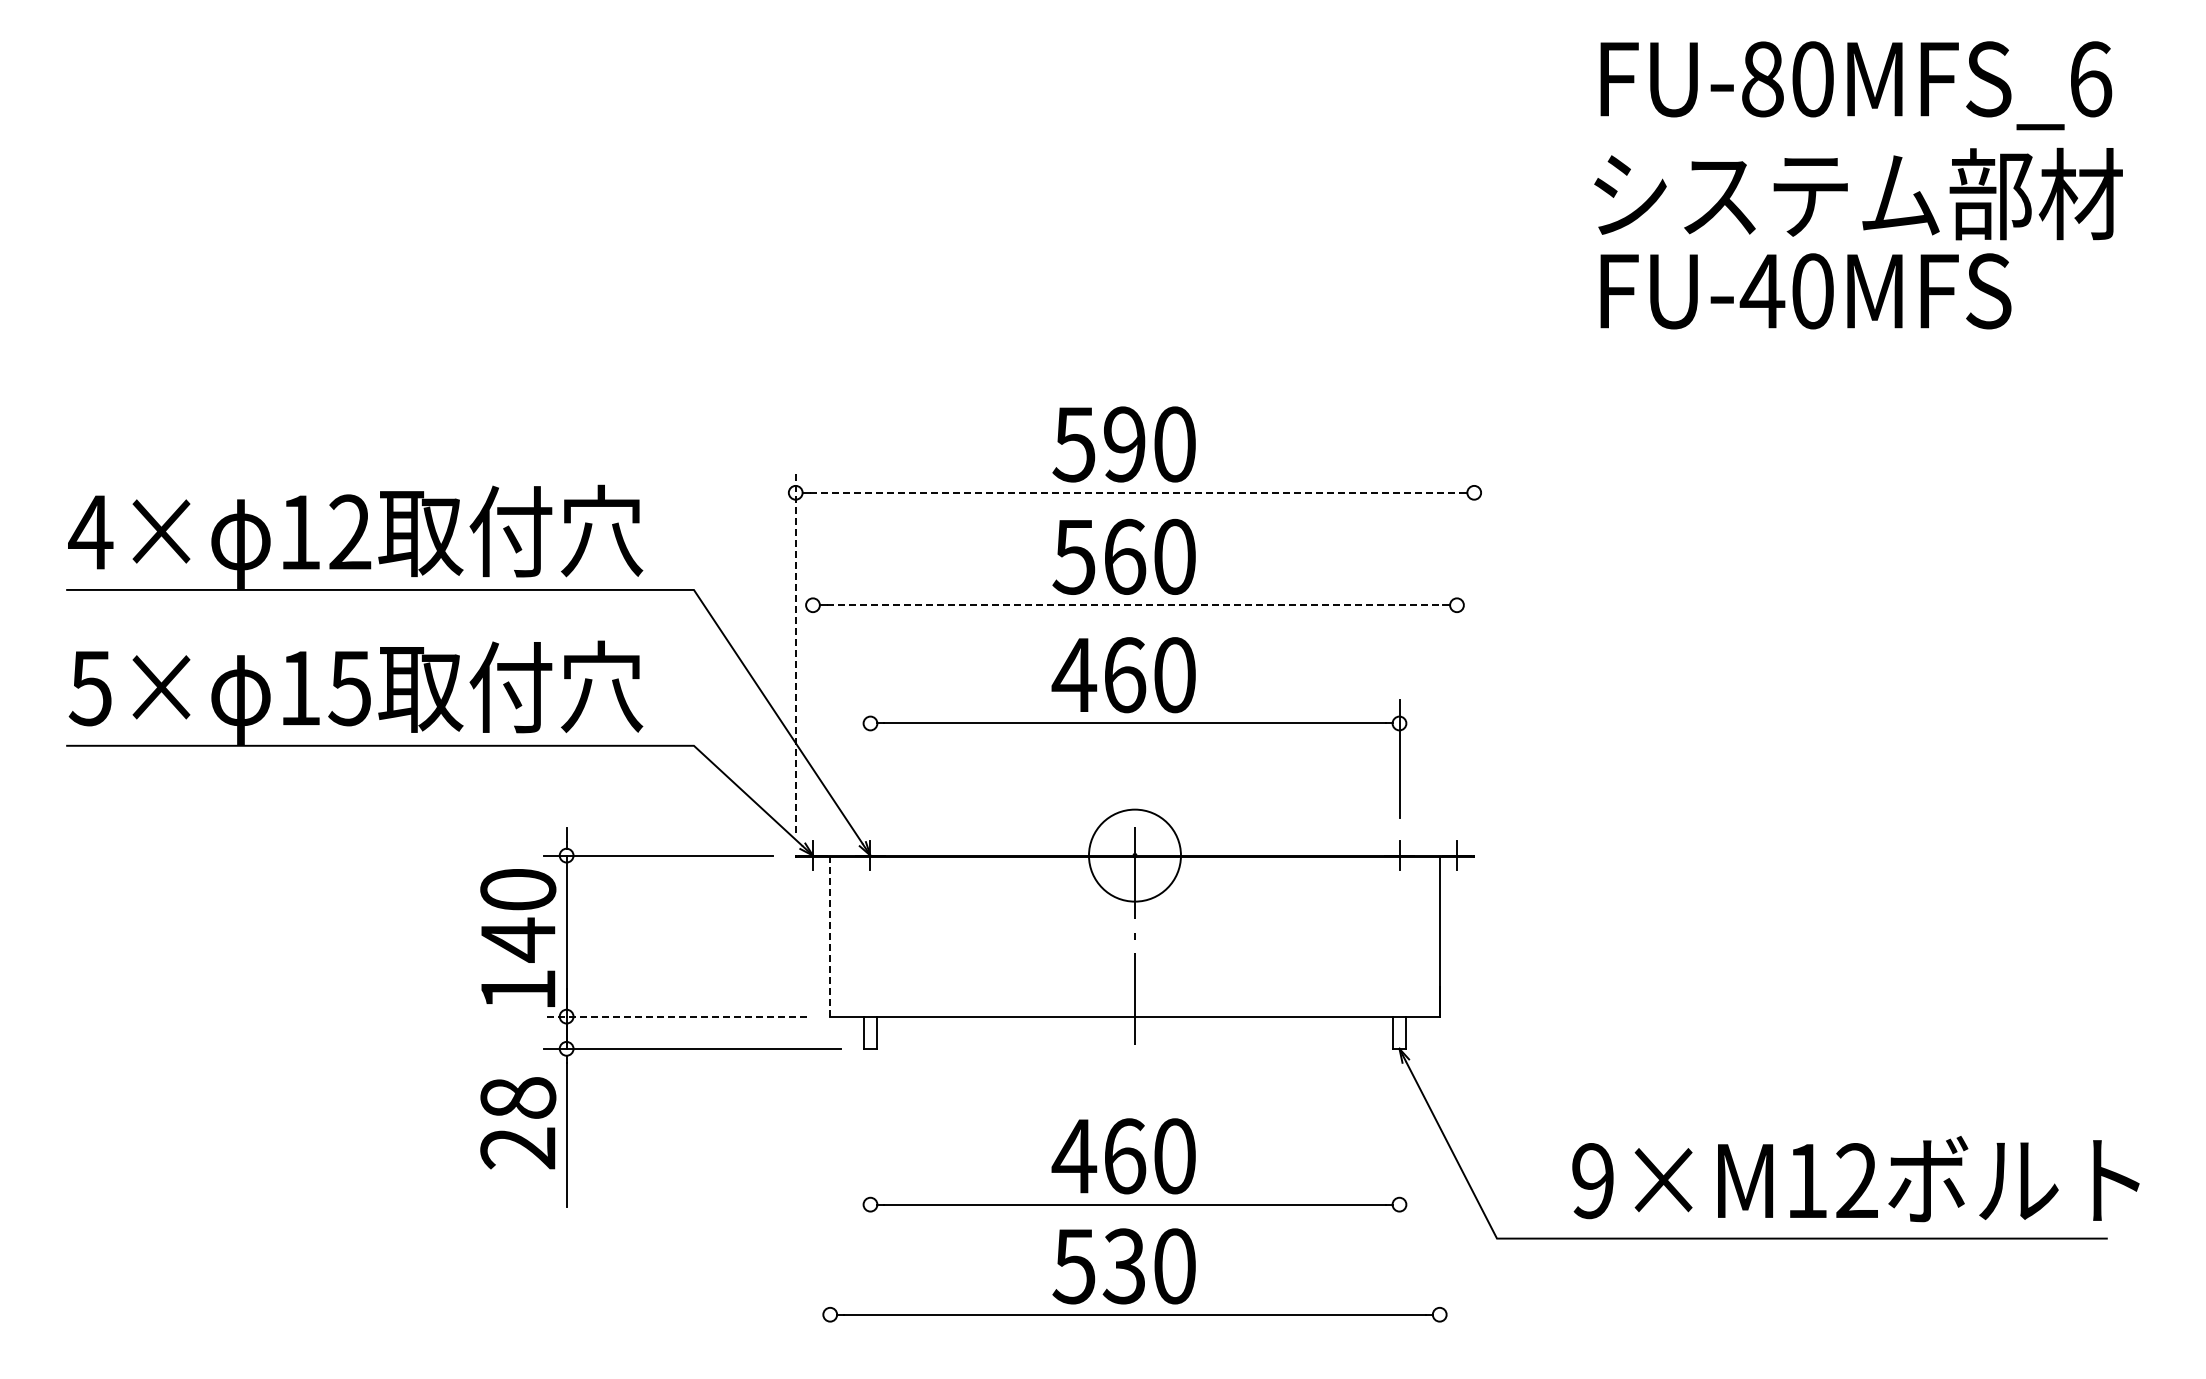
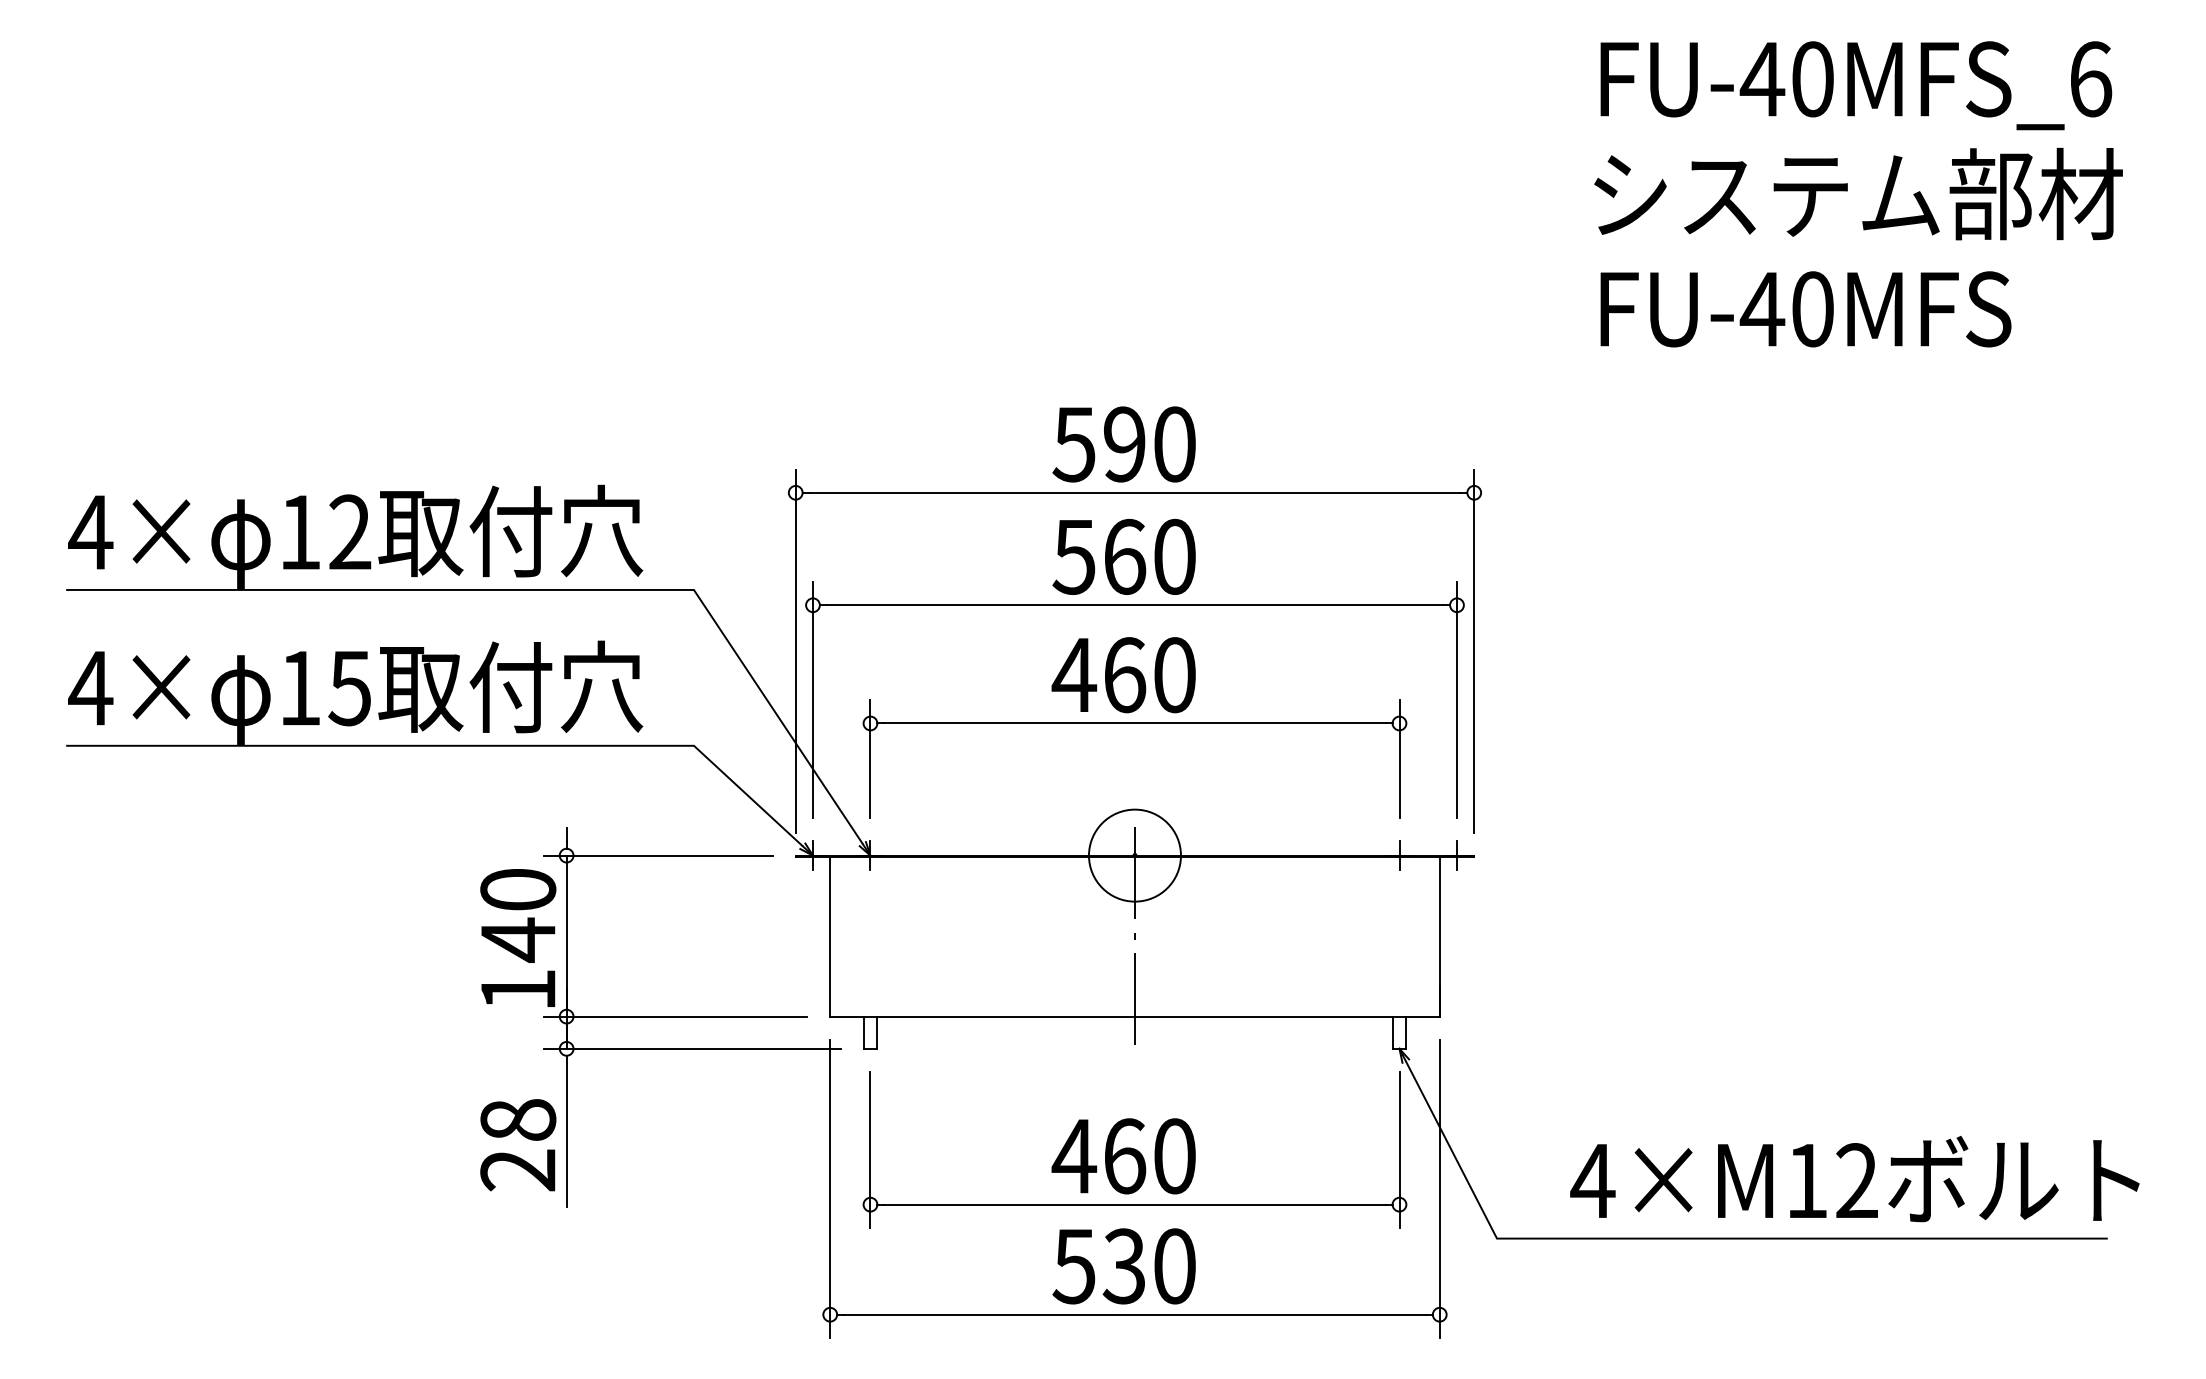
text: FU-80MFS_6 -> FU-40MFS_6 (1762, 79)
text position: (1805, 291) -> (1805, 309) (1805, 309)
line: dashed -> solid (1135, 492)
line: dashed -> solid (1135, 605)
line: dashed -> solid (795, 650)
line: none -> present (1474, 650)
text: 5× -> 4× (90, 688)
line: none -> present (812, 700)
line: none -> present (1456, 700)
line: none -> present (870, 759)
line: dashed -> solid (830, 936)
line: dashed -> solid (675, 1016)
text position: (518, 1123) -> (518, 1145) (518, 1145)
line: none -> present (870, 1149)
line: none -> present (1399, 1149)
text: 9×M12 -> 4×M12 (1592, 1181)
line: none -> present (830, 1188)
line: none -> present (1439, 1188)
